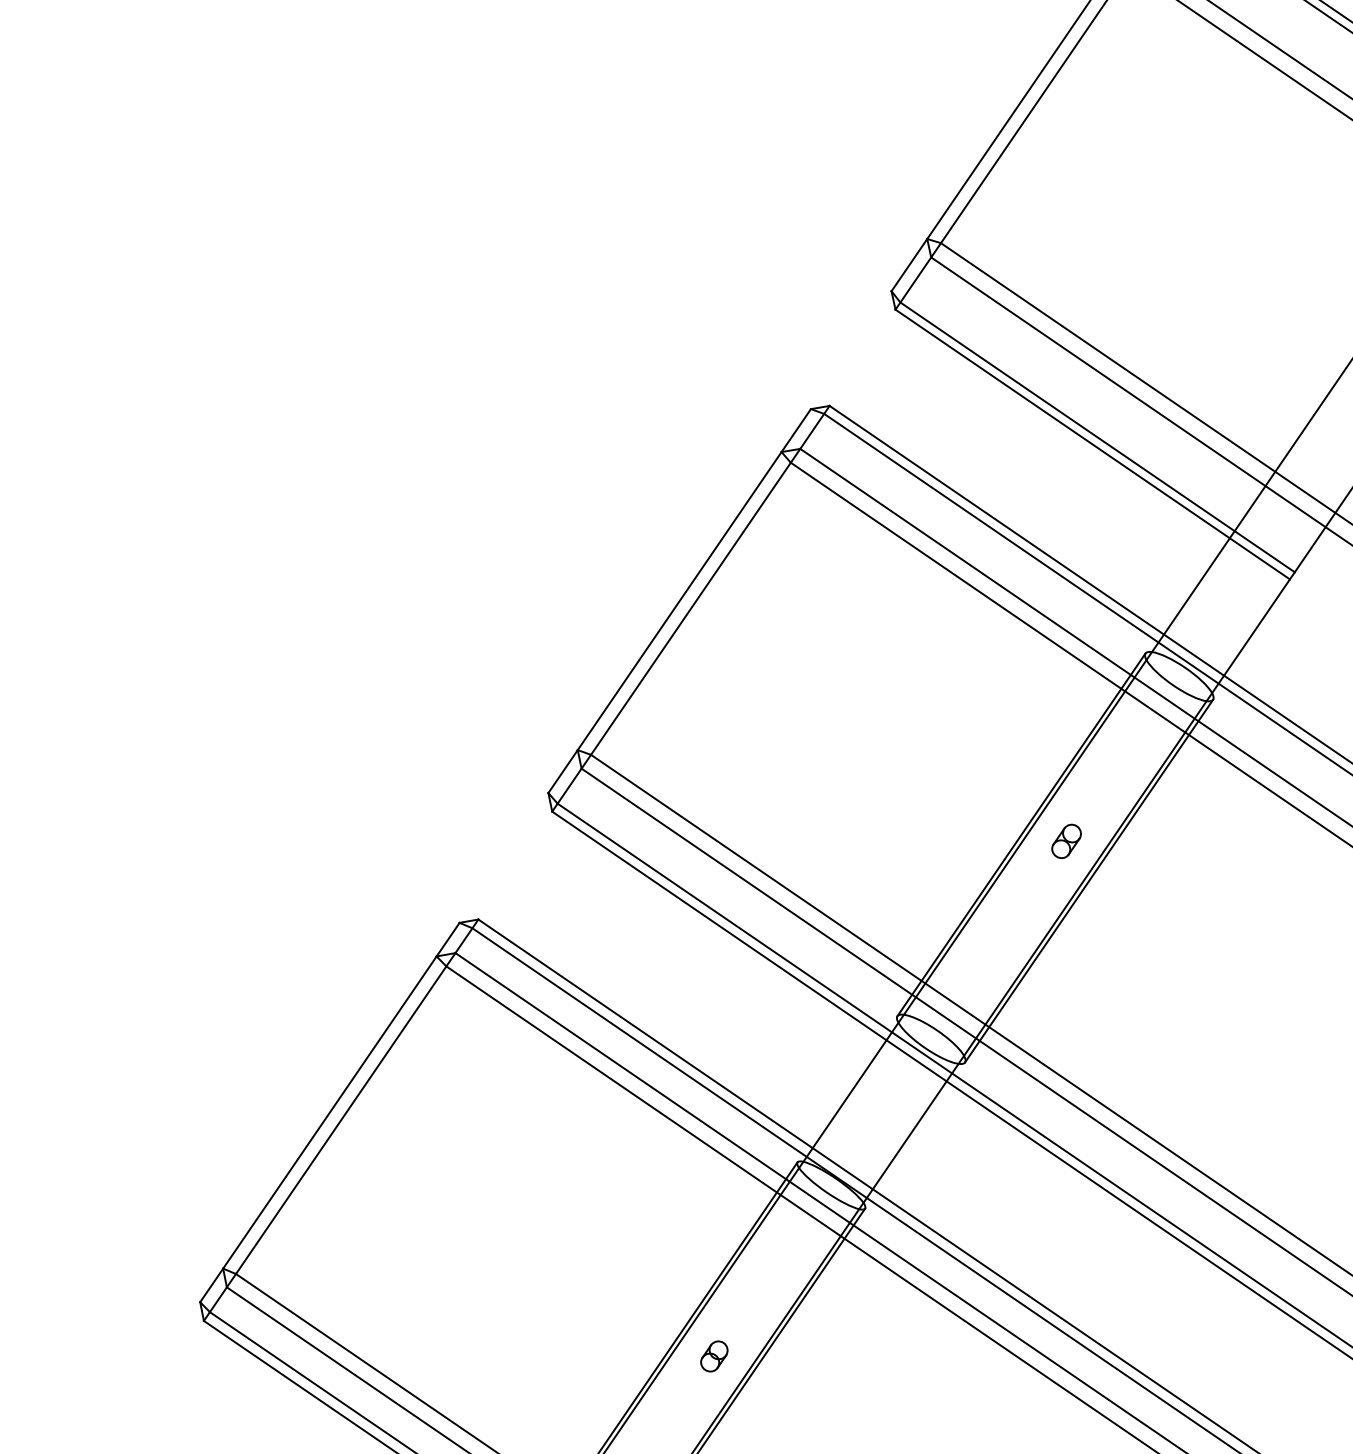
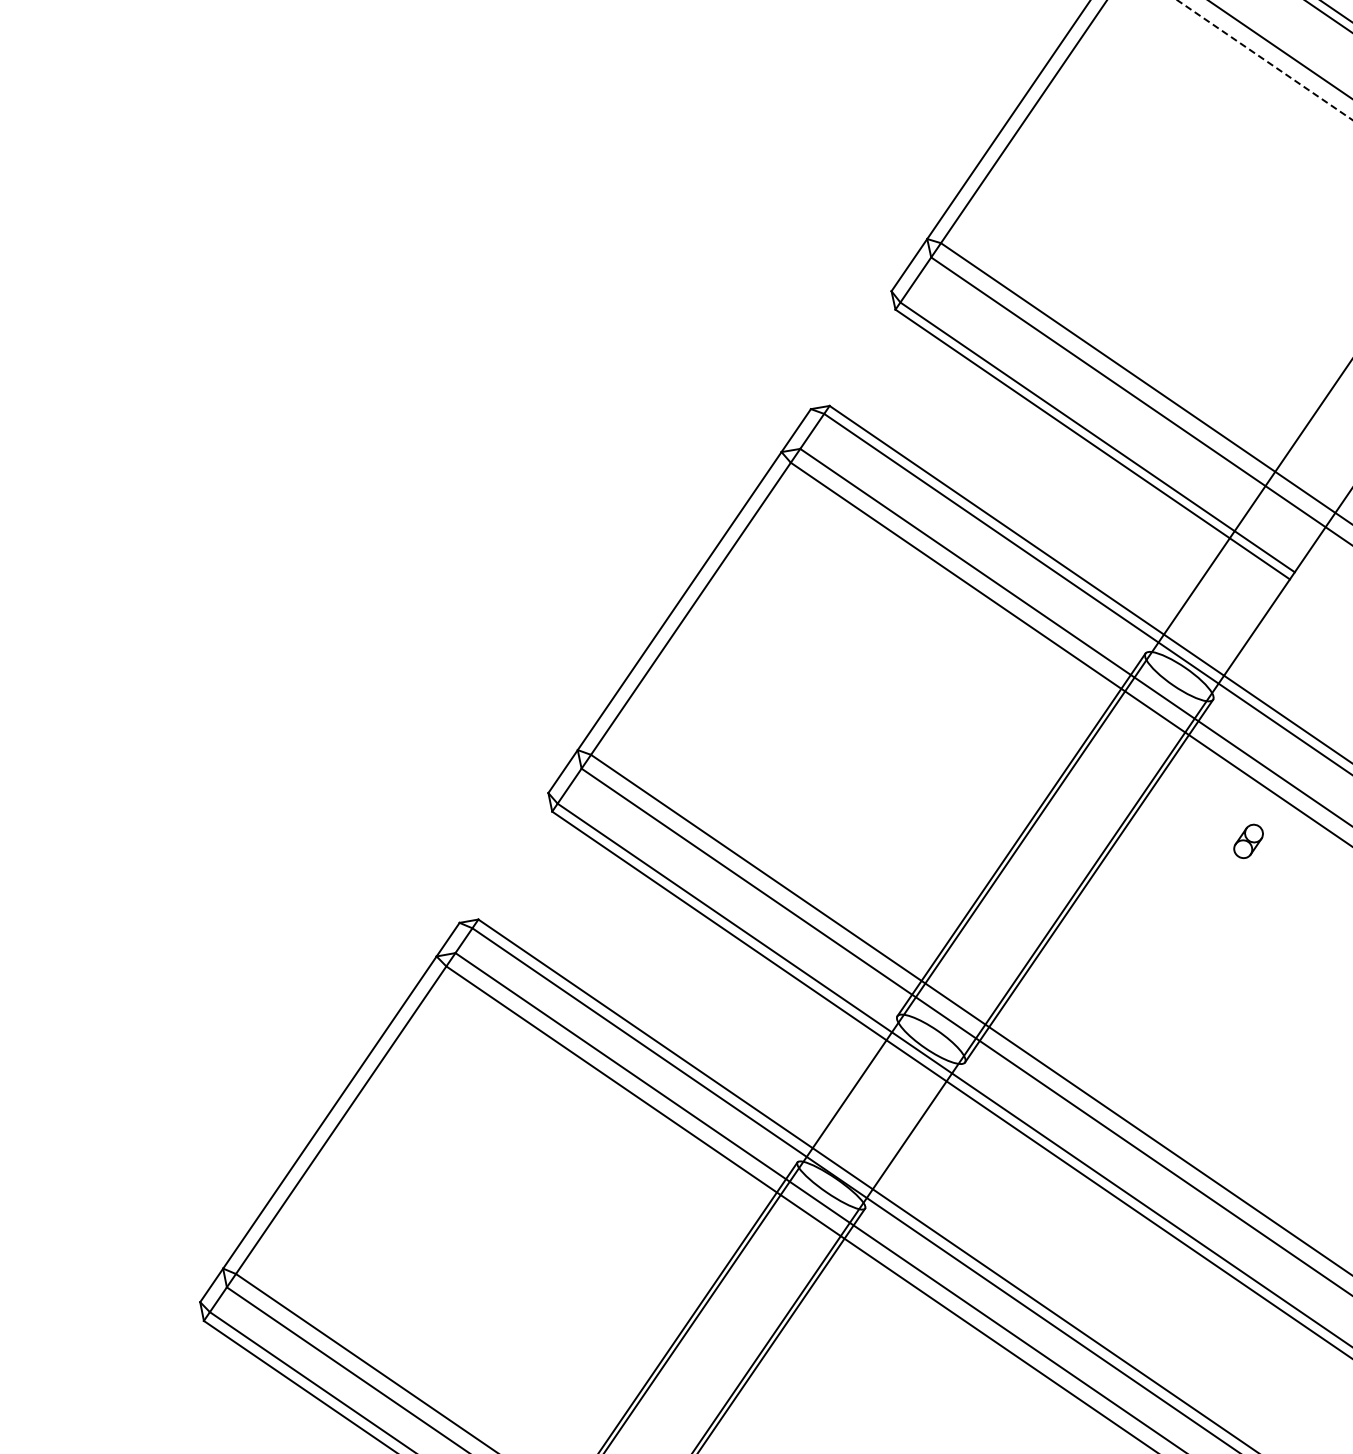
line: solid -> dashed (1264, 59)
part position: (1066, 841) -> (1248, 841) (1248, 841)
part: present -> none (714, 1356)
